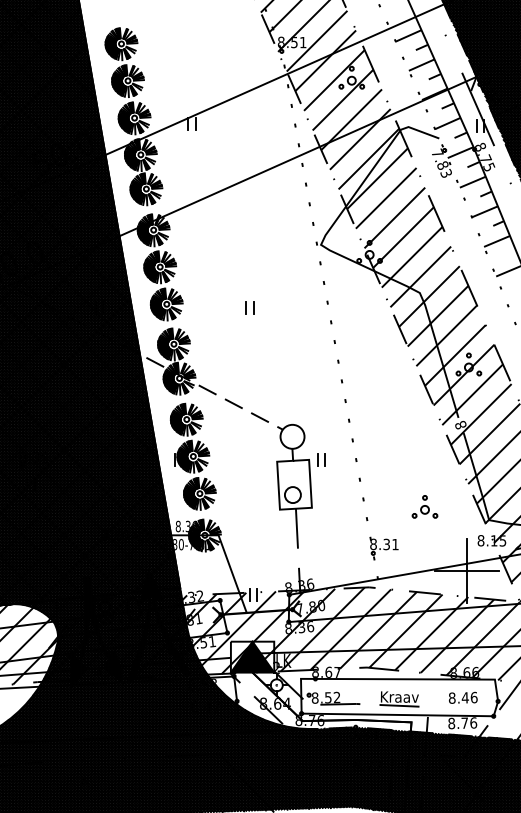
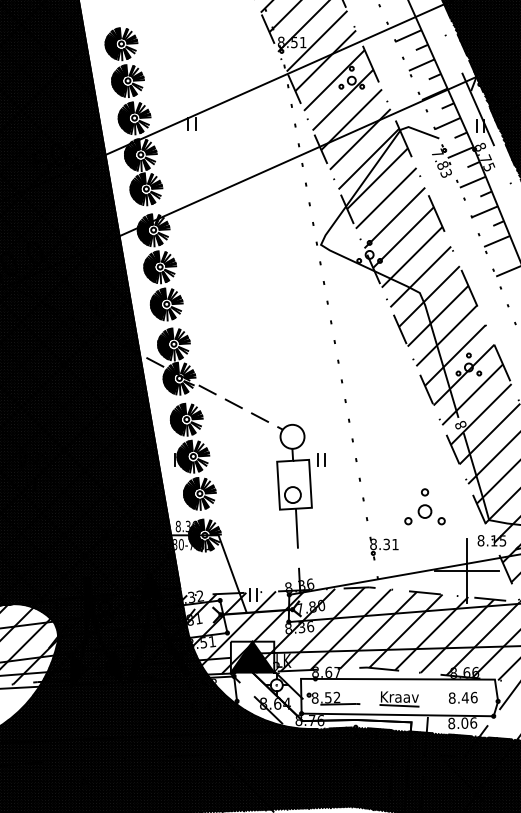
part: present -> none (249, 307)
part size: 28x24 px -> 42x38 px (424, 506)
text: 8.76 -> 8.06 (464, 722)
